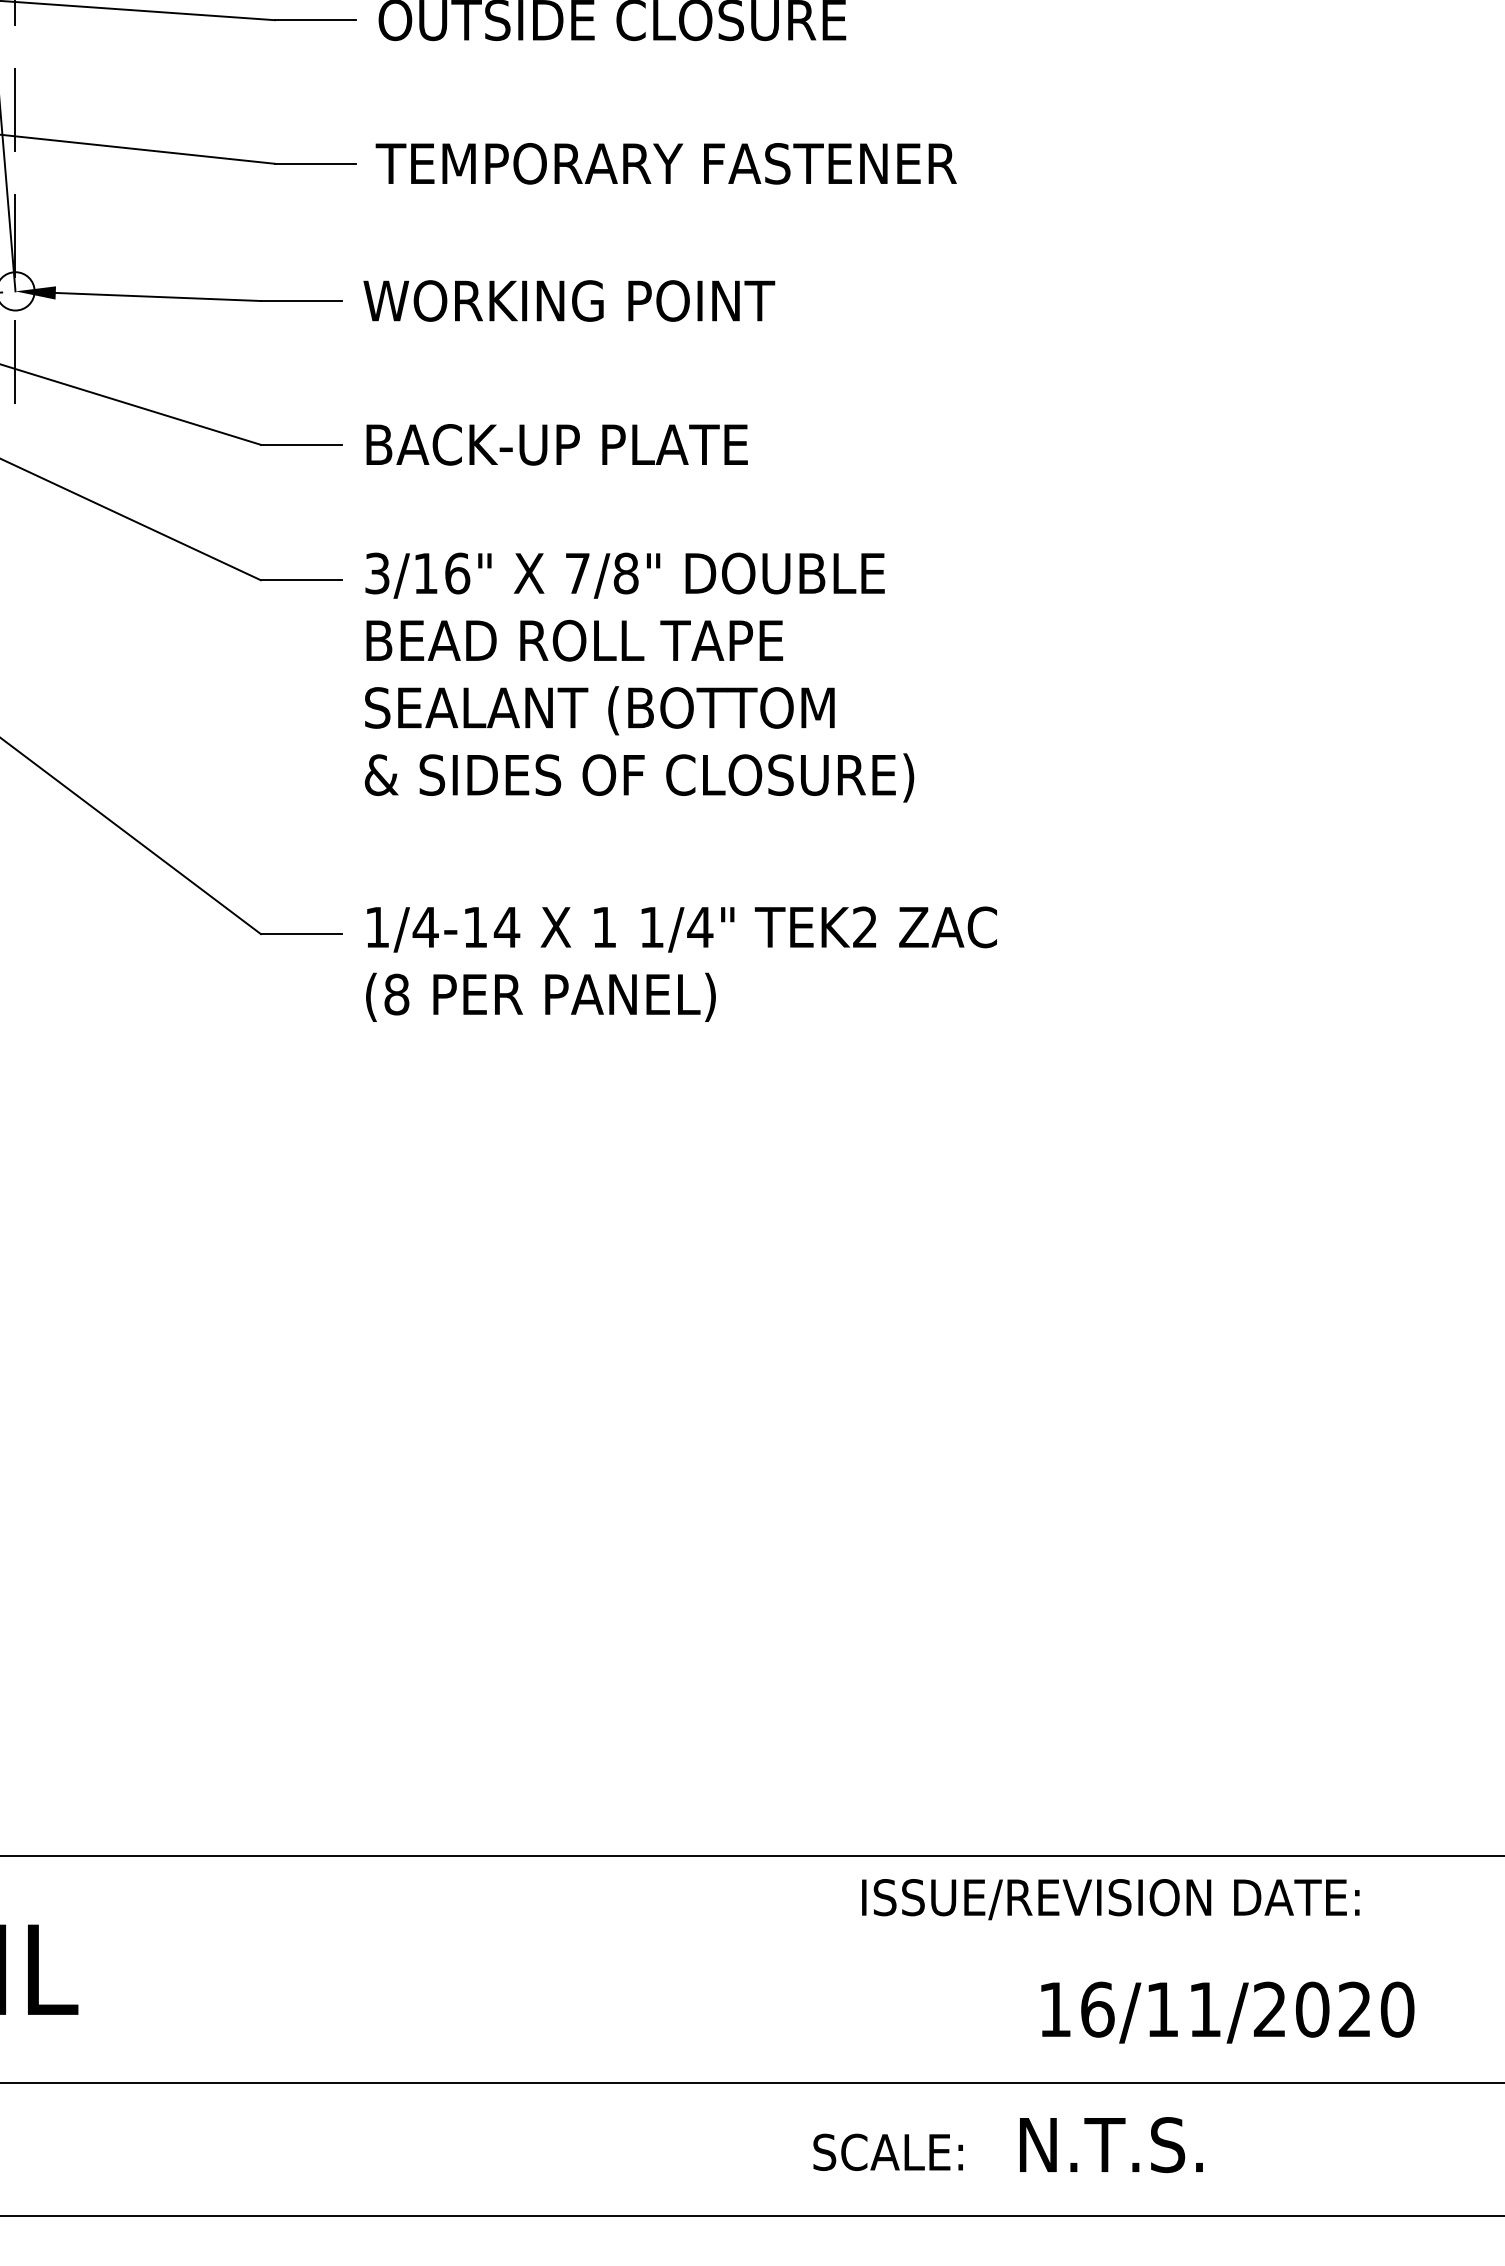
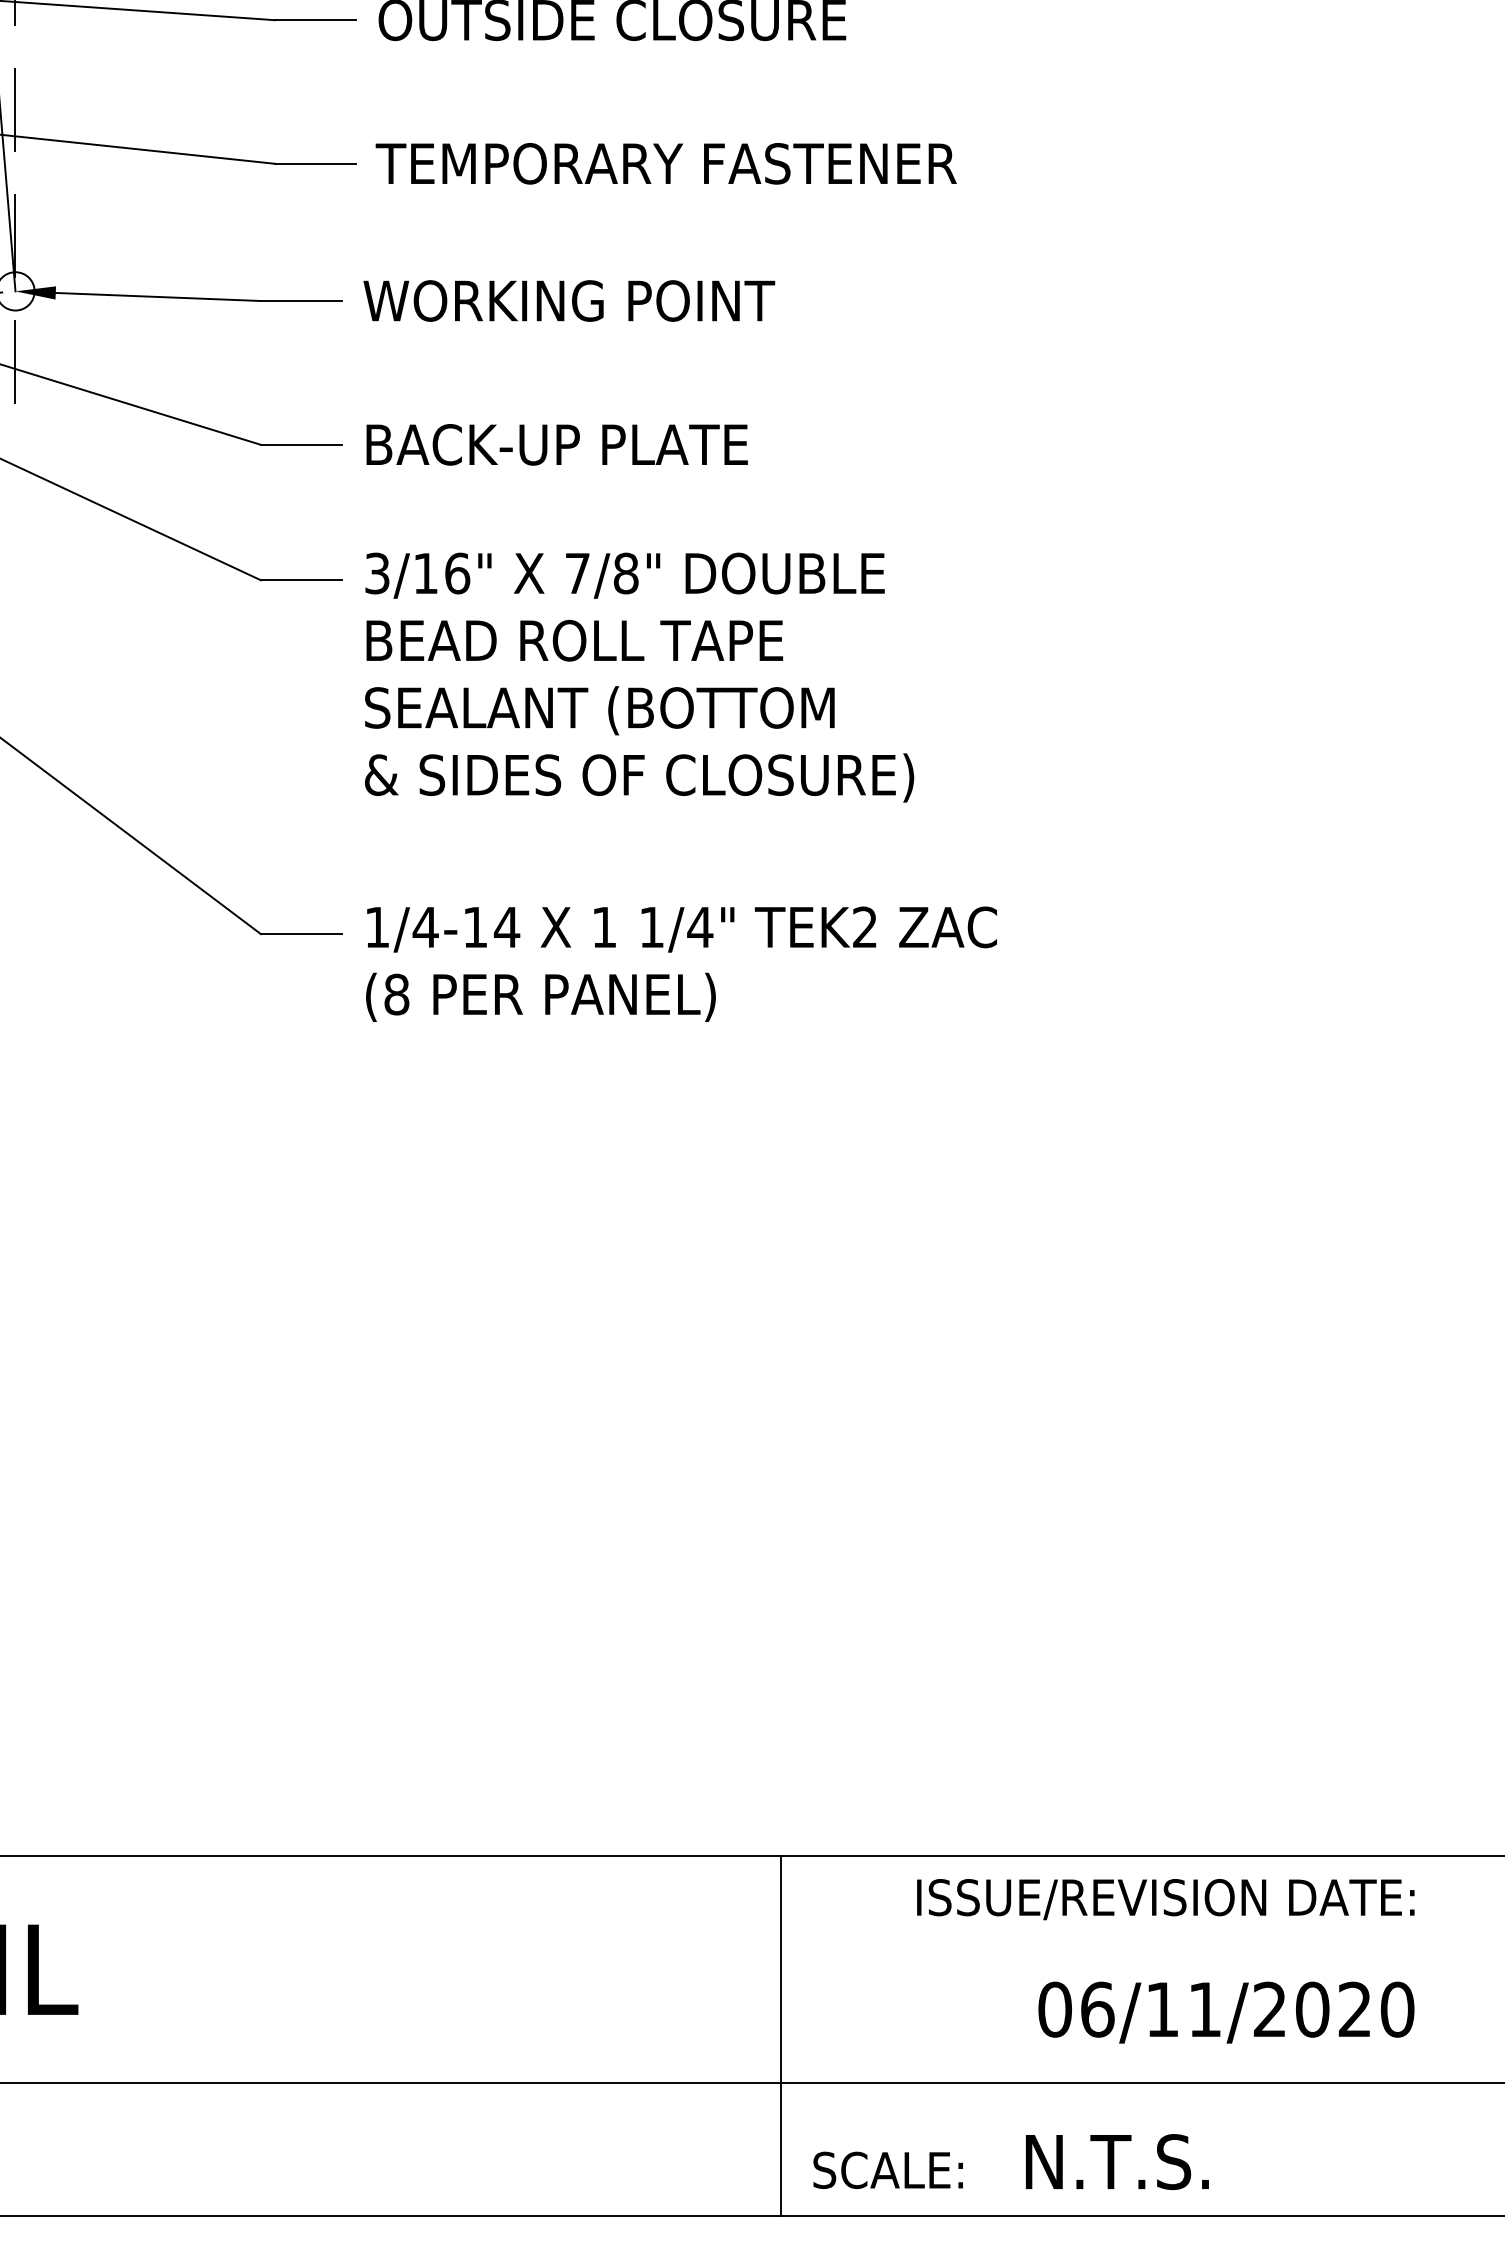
text position: (1110, 1899) -> (1165, 1899) (1165, 1899)
text: 16/11/2020 -> 06/11/2020 (1054, 2009)
line: none -> present (781, 2035)
text position: (1111, 2145) -> (1117, 2162) (1117, 2162)
text position: (887, 2151) -> (887, 2169) (887, 2169)
